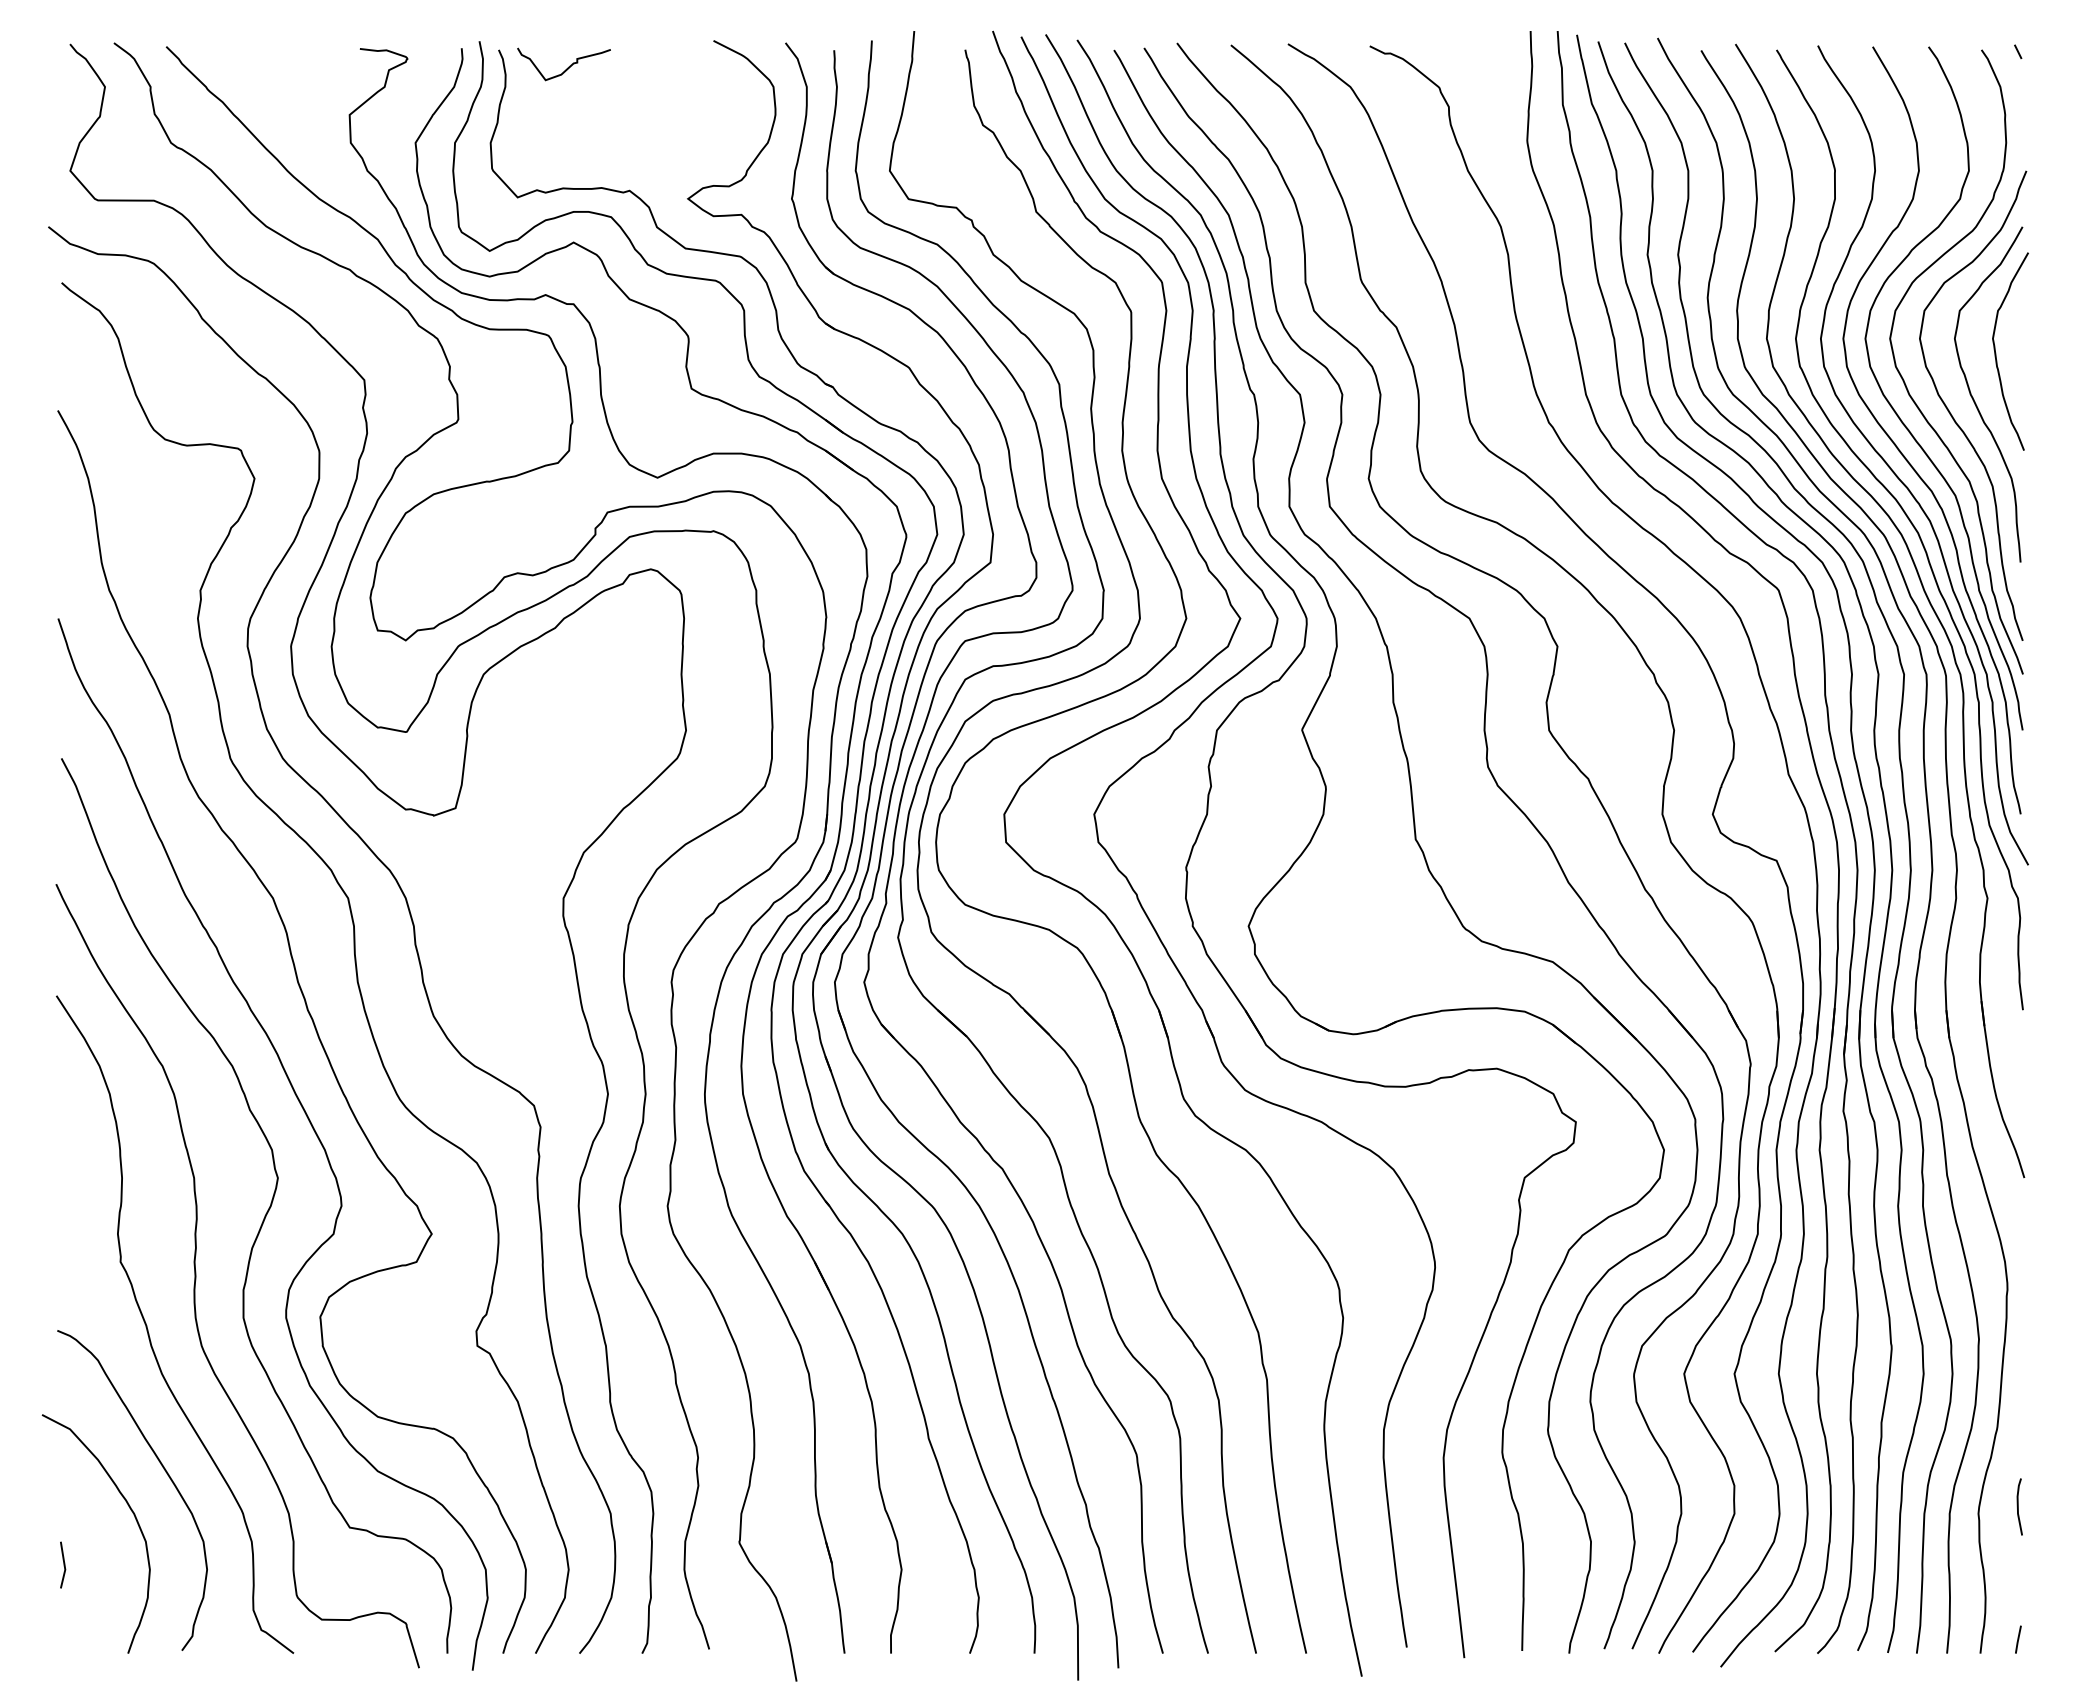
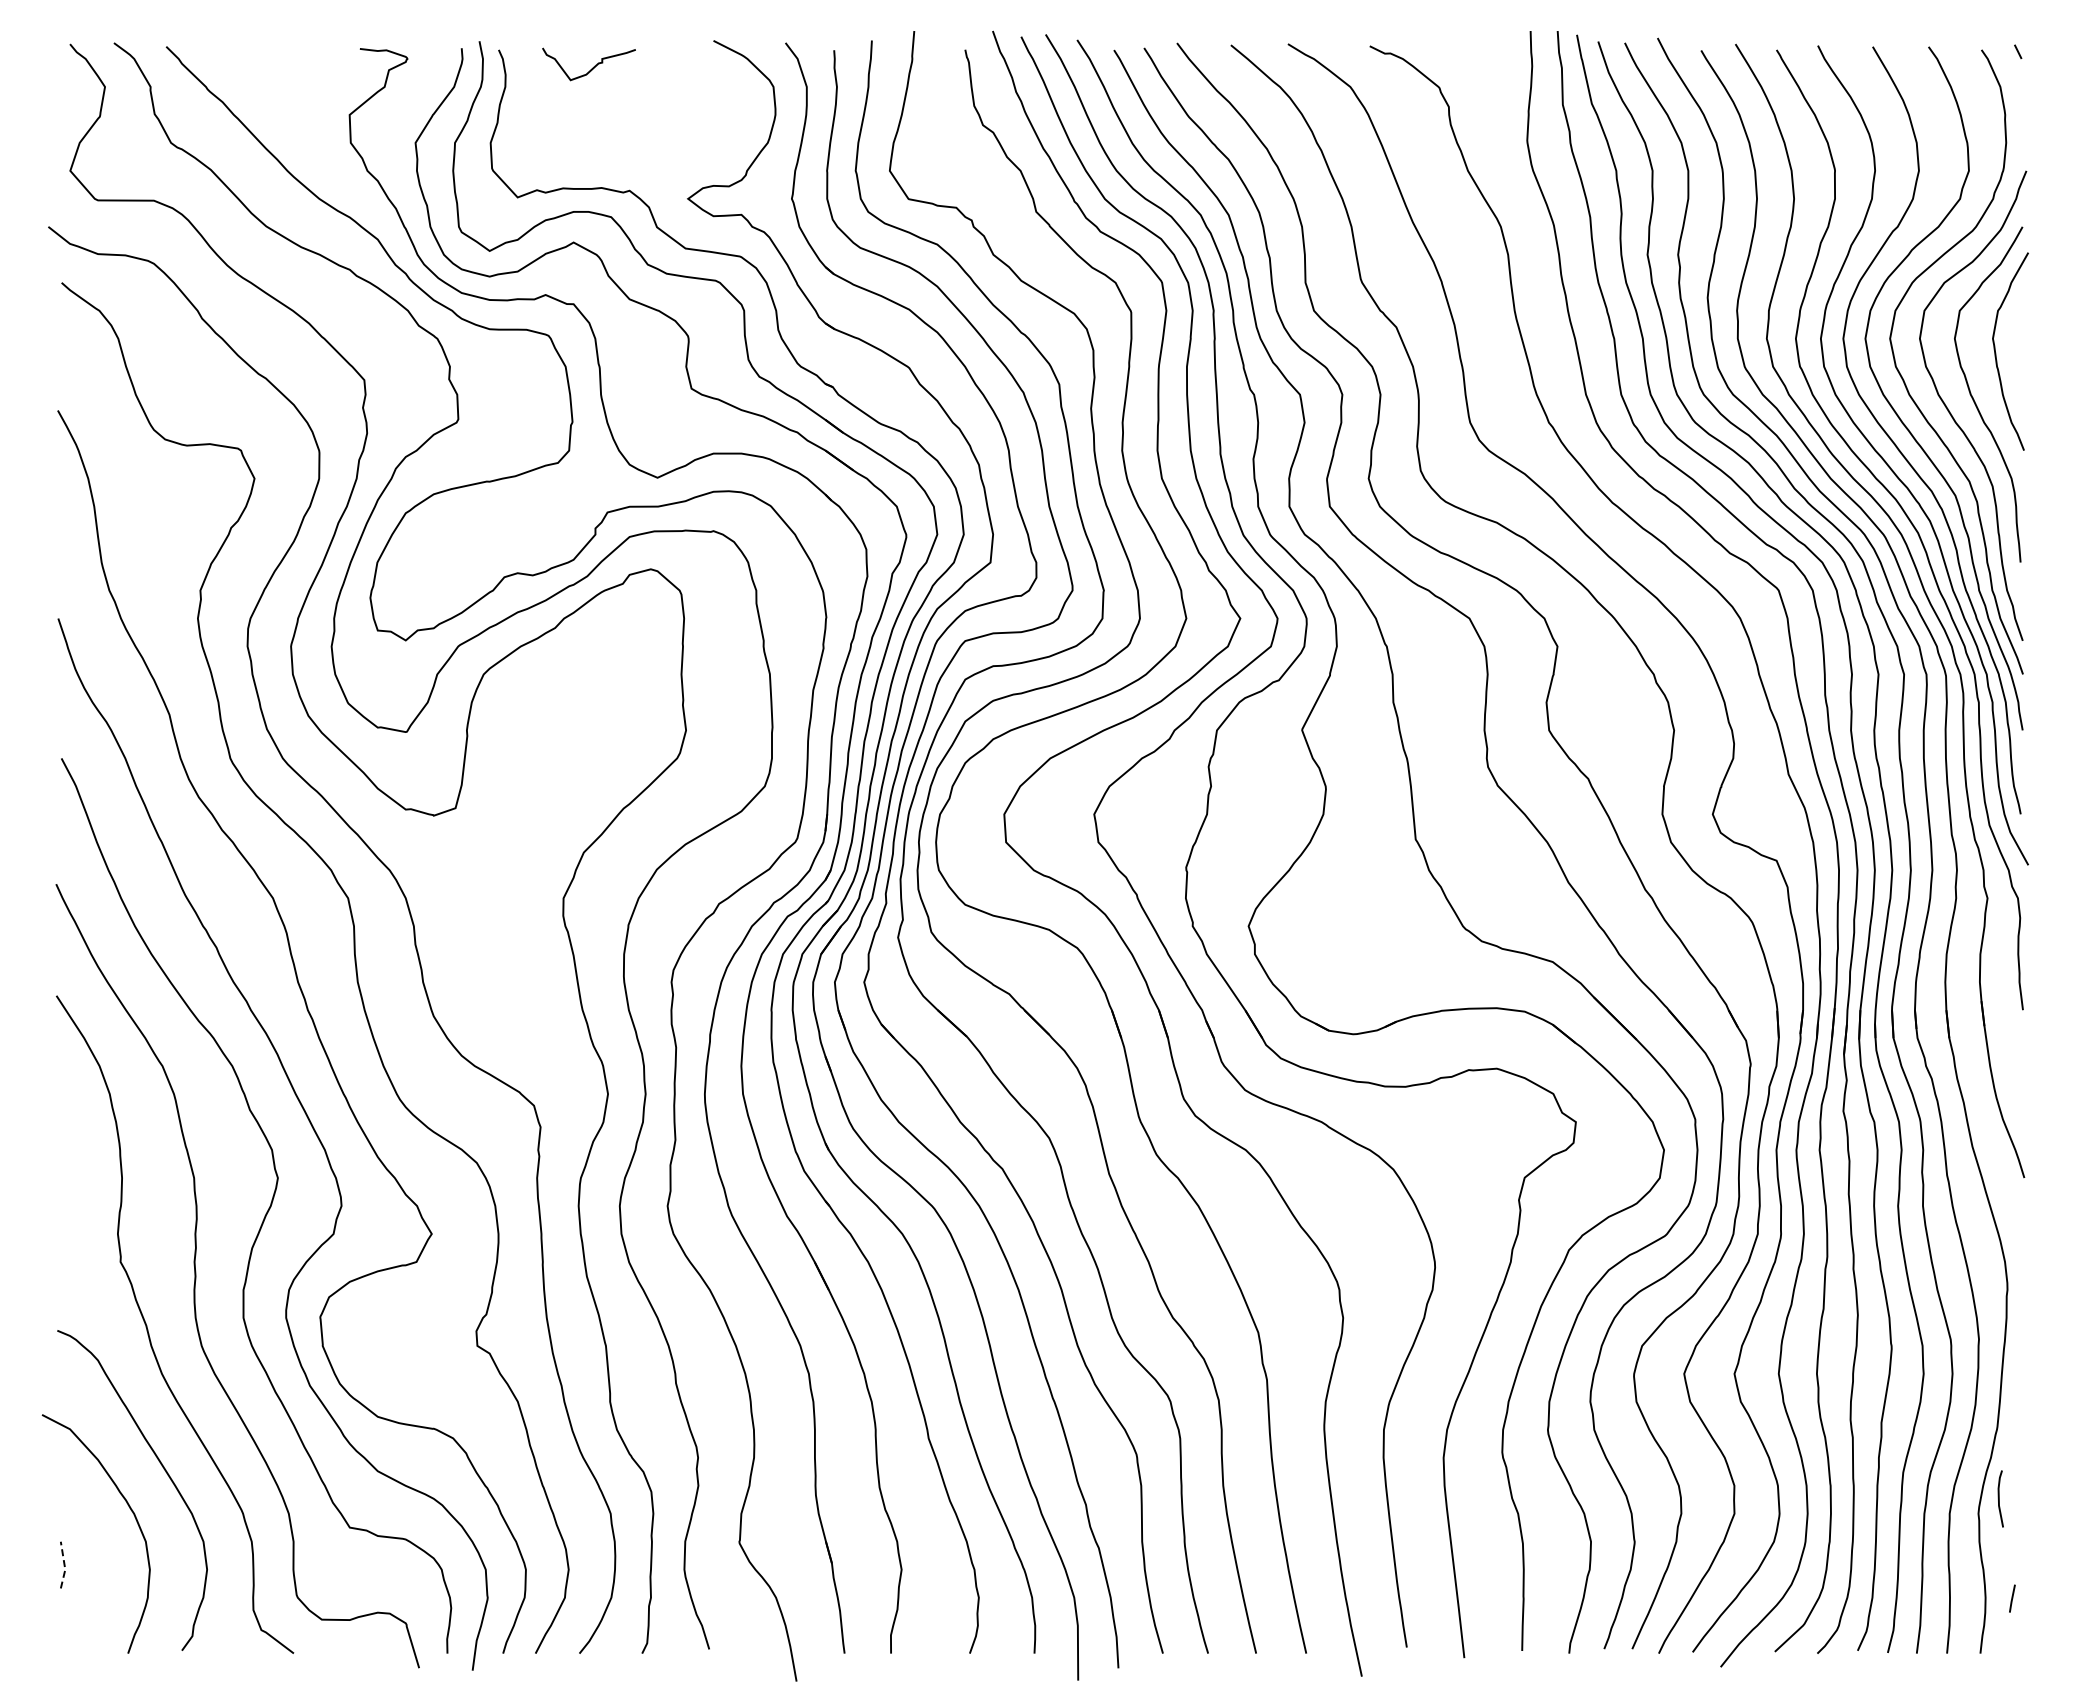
curve position: (567, 67) -> (592, 67) (592, 67)
line position: (2018, 1506) -> (1999, 1498) (1999, 1498)
line: solid -> dashed (64, 1565)
line position: (2018, 1639) -> (2012, 1598) (2012, 1598)
